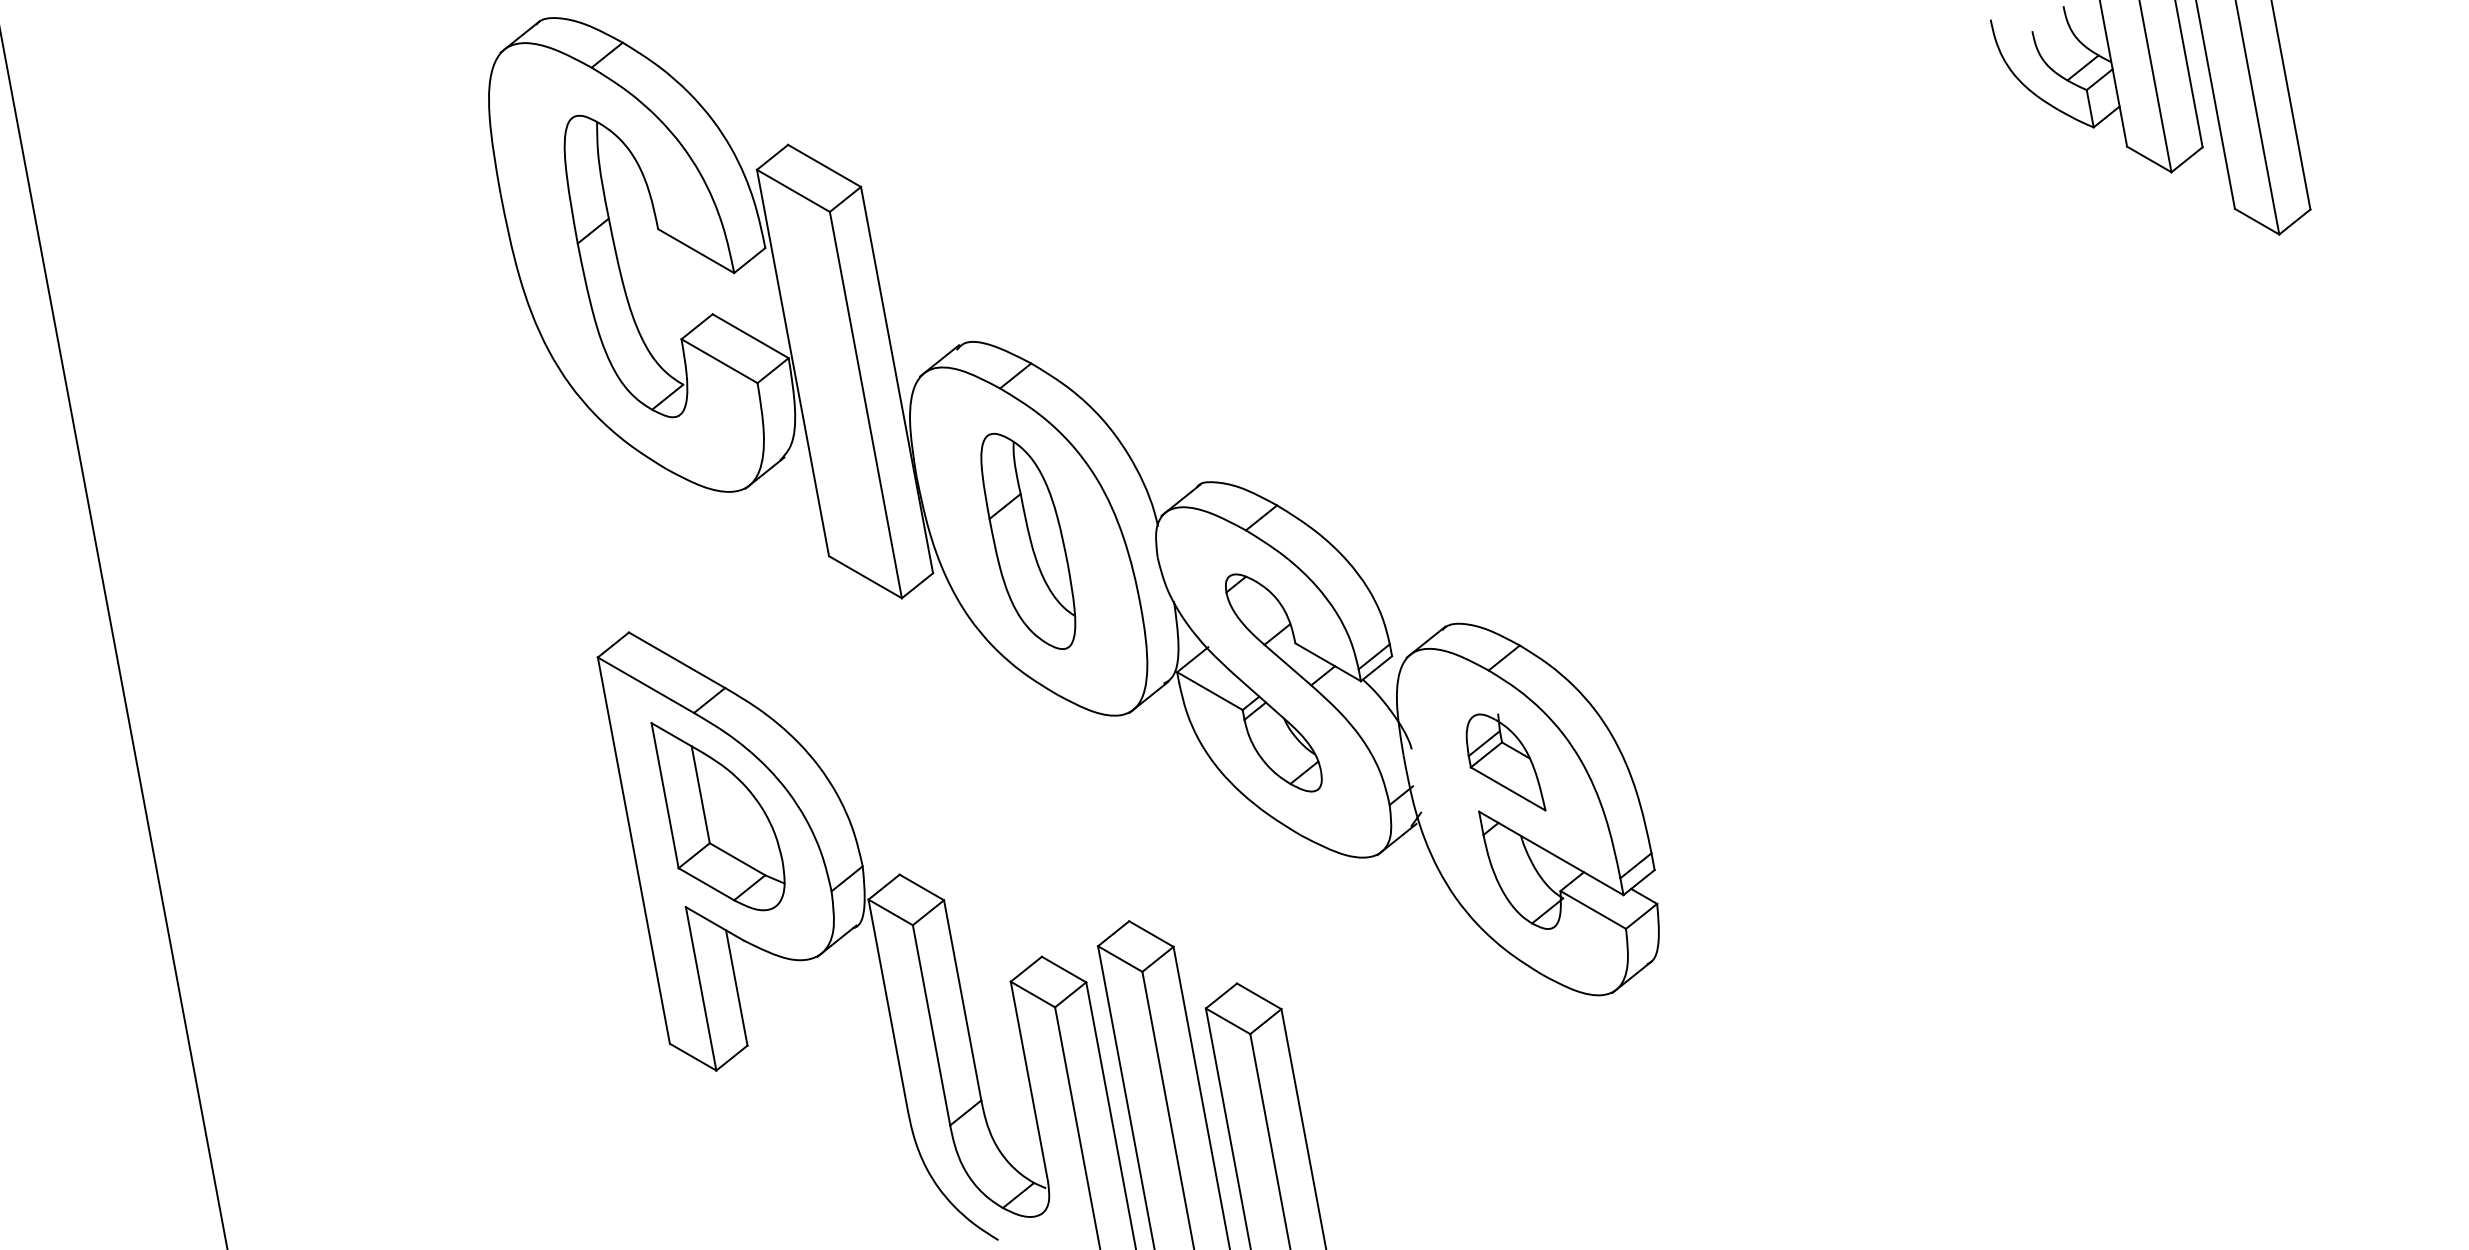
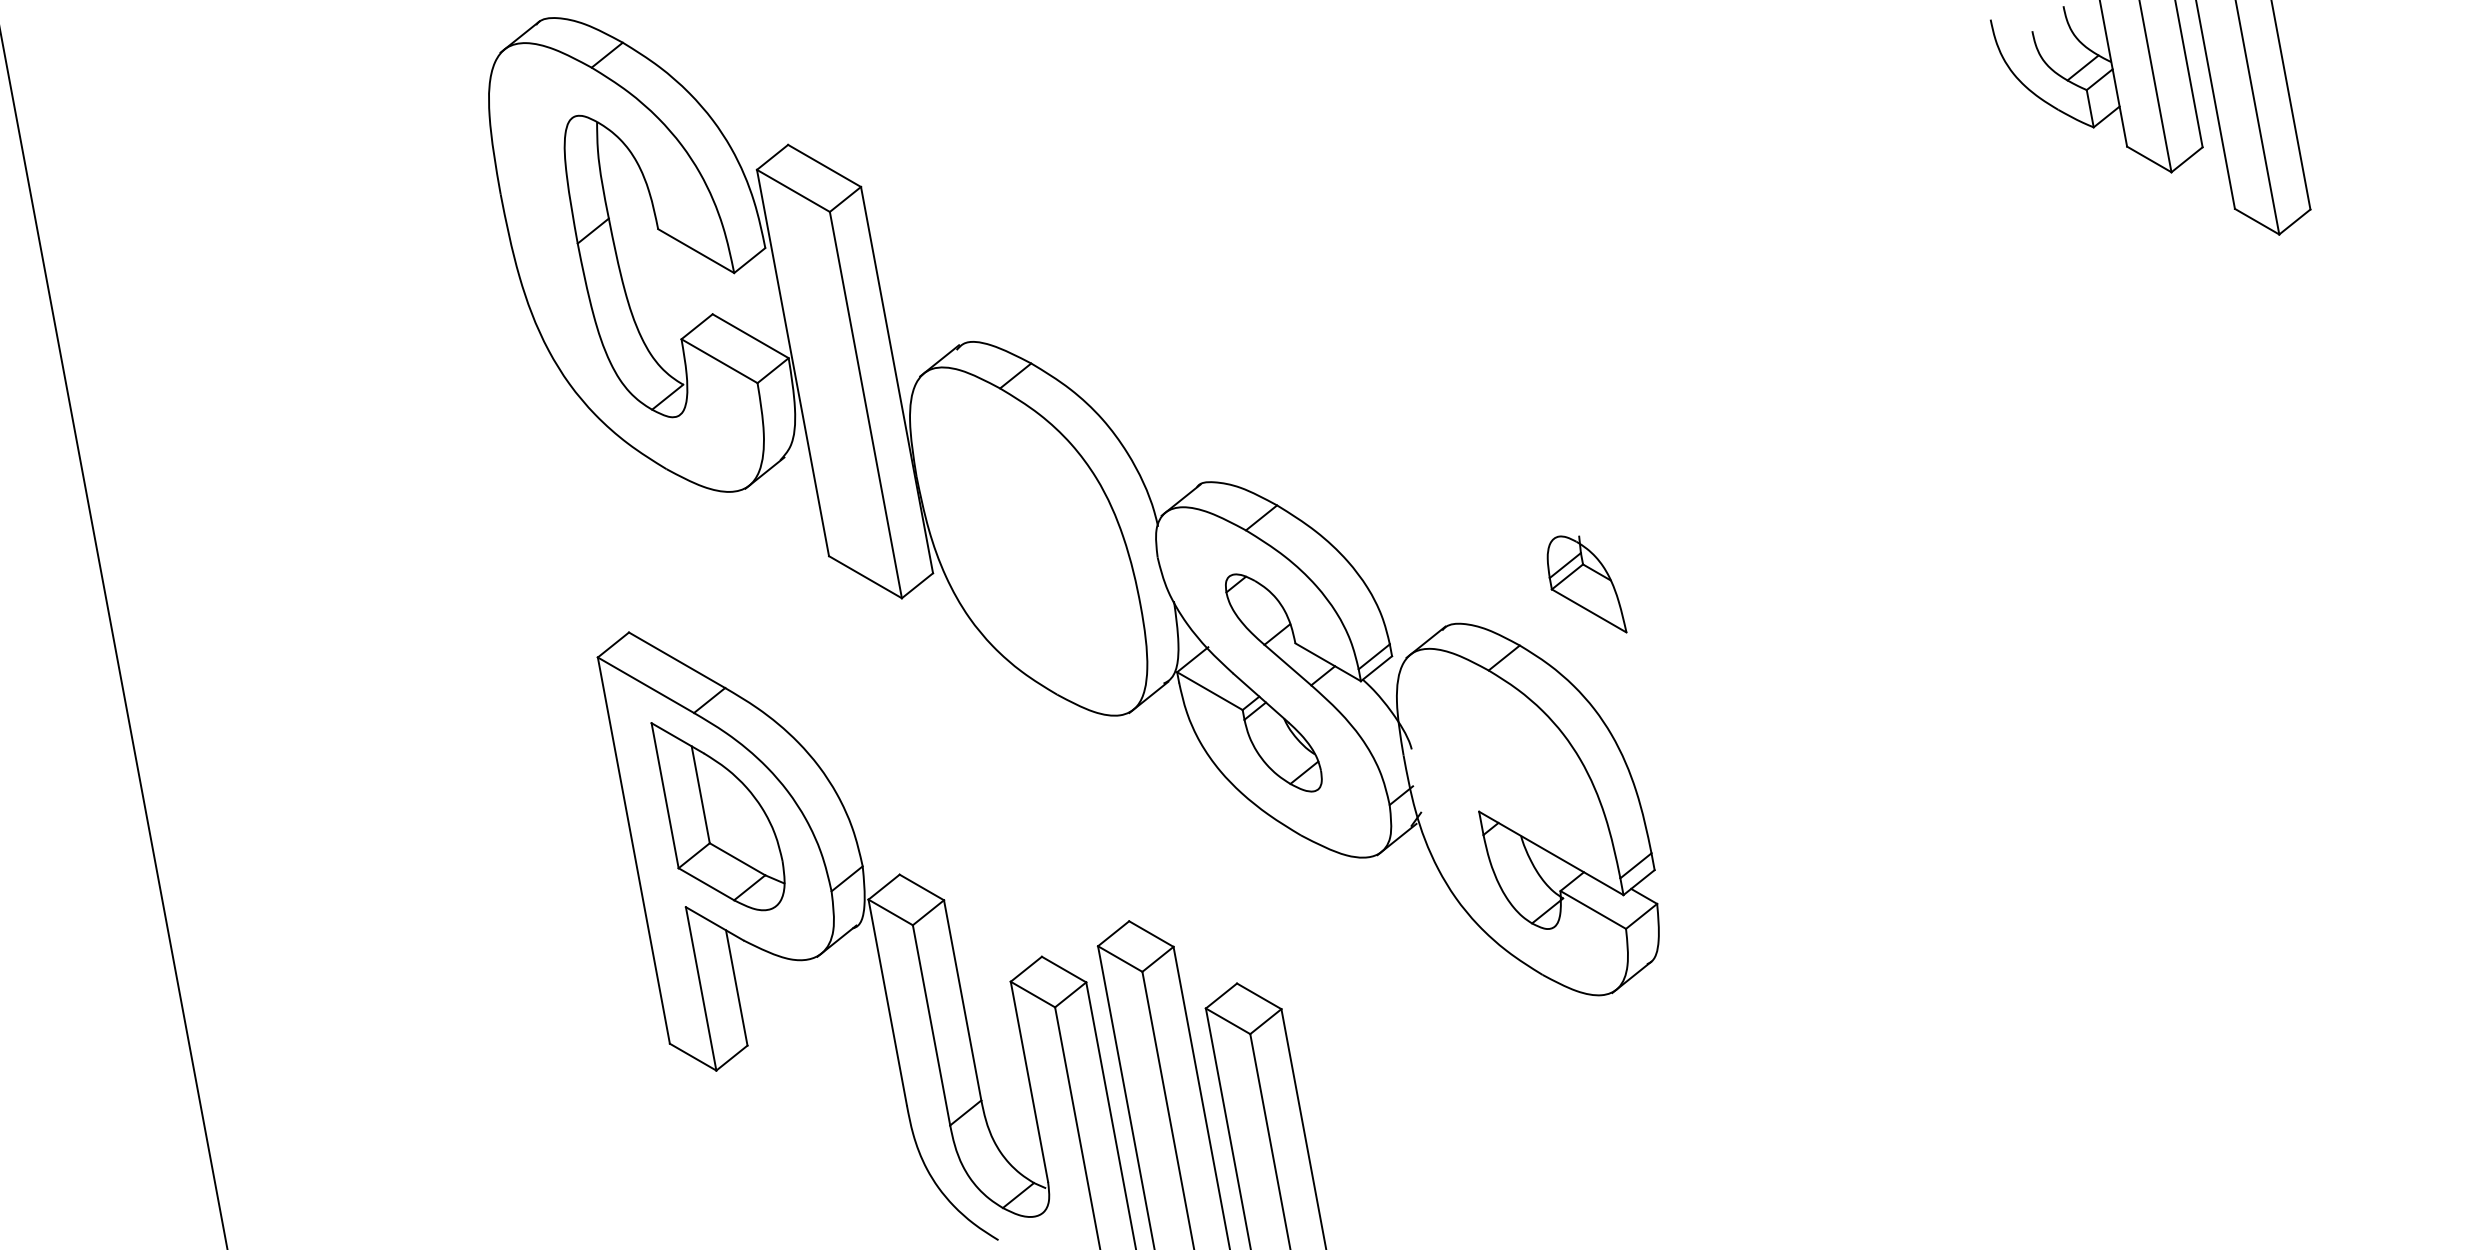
part: present -> none (1028, 540)
part position: (1505, 762) -> (1586, 584) (1586, 584)
